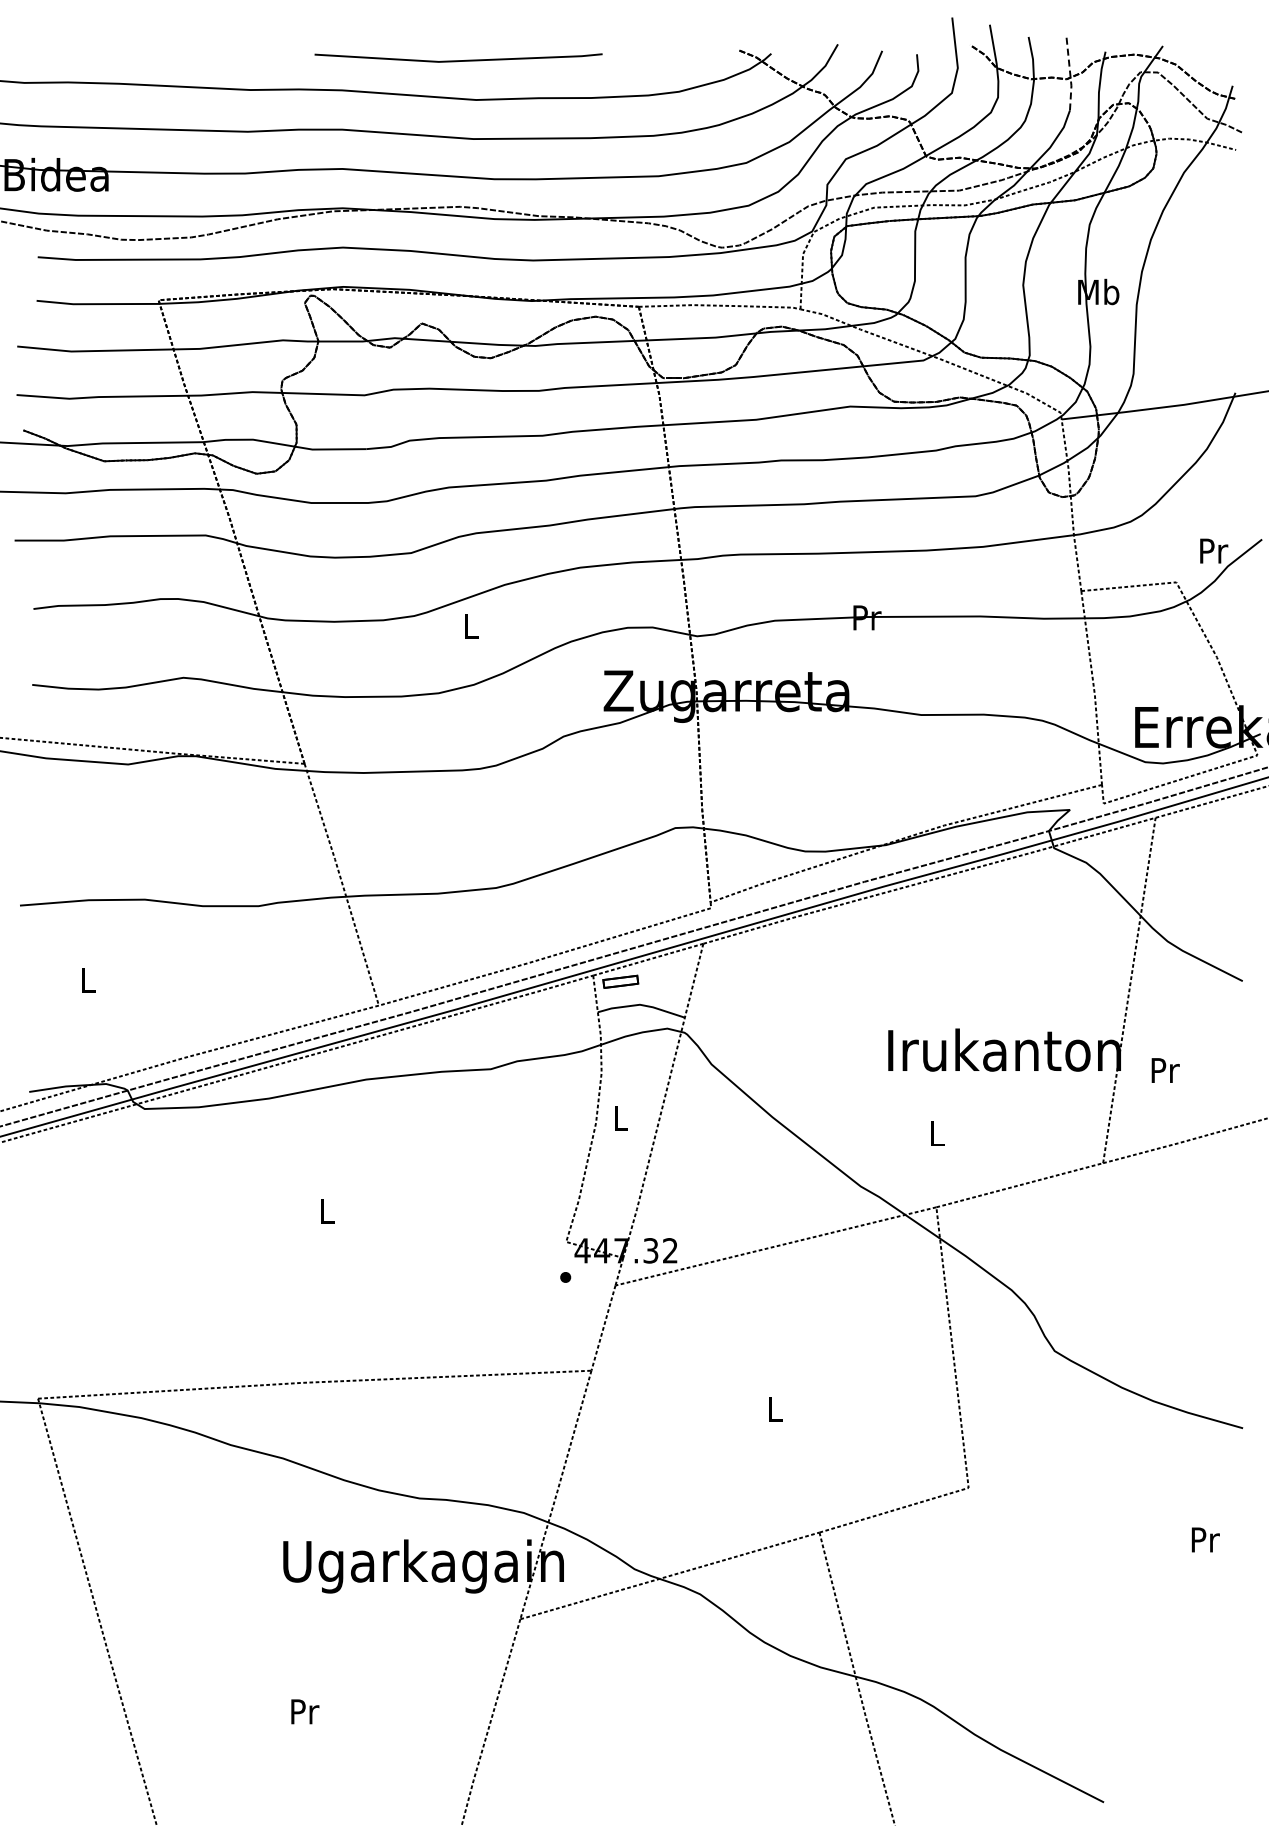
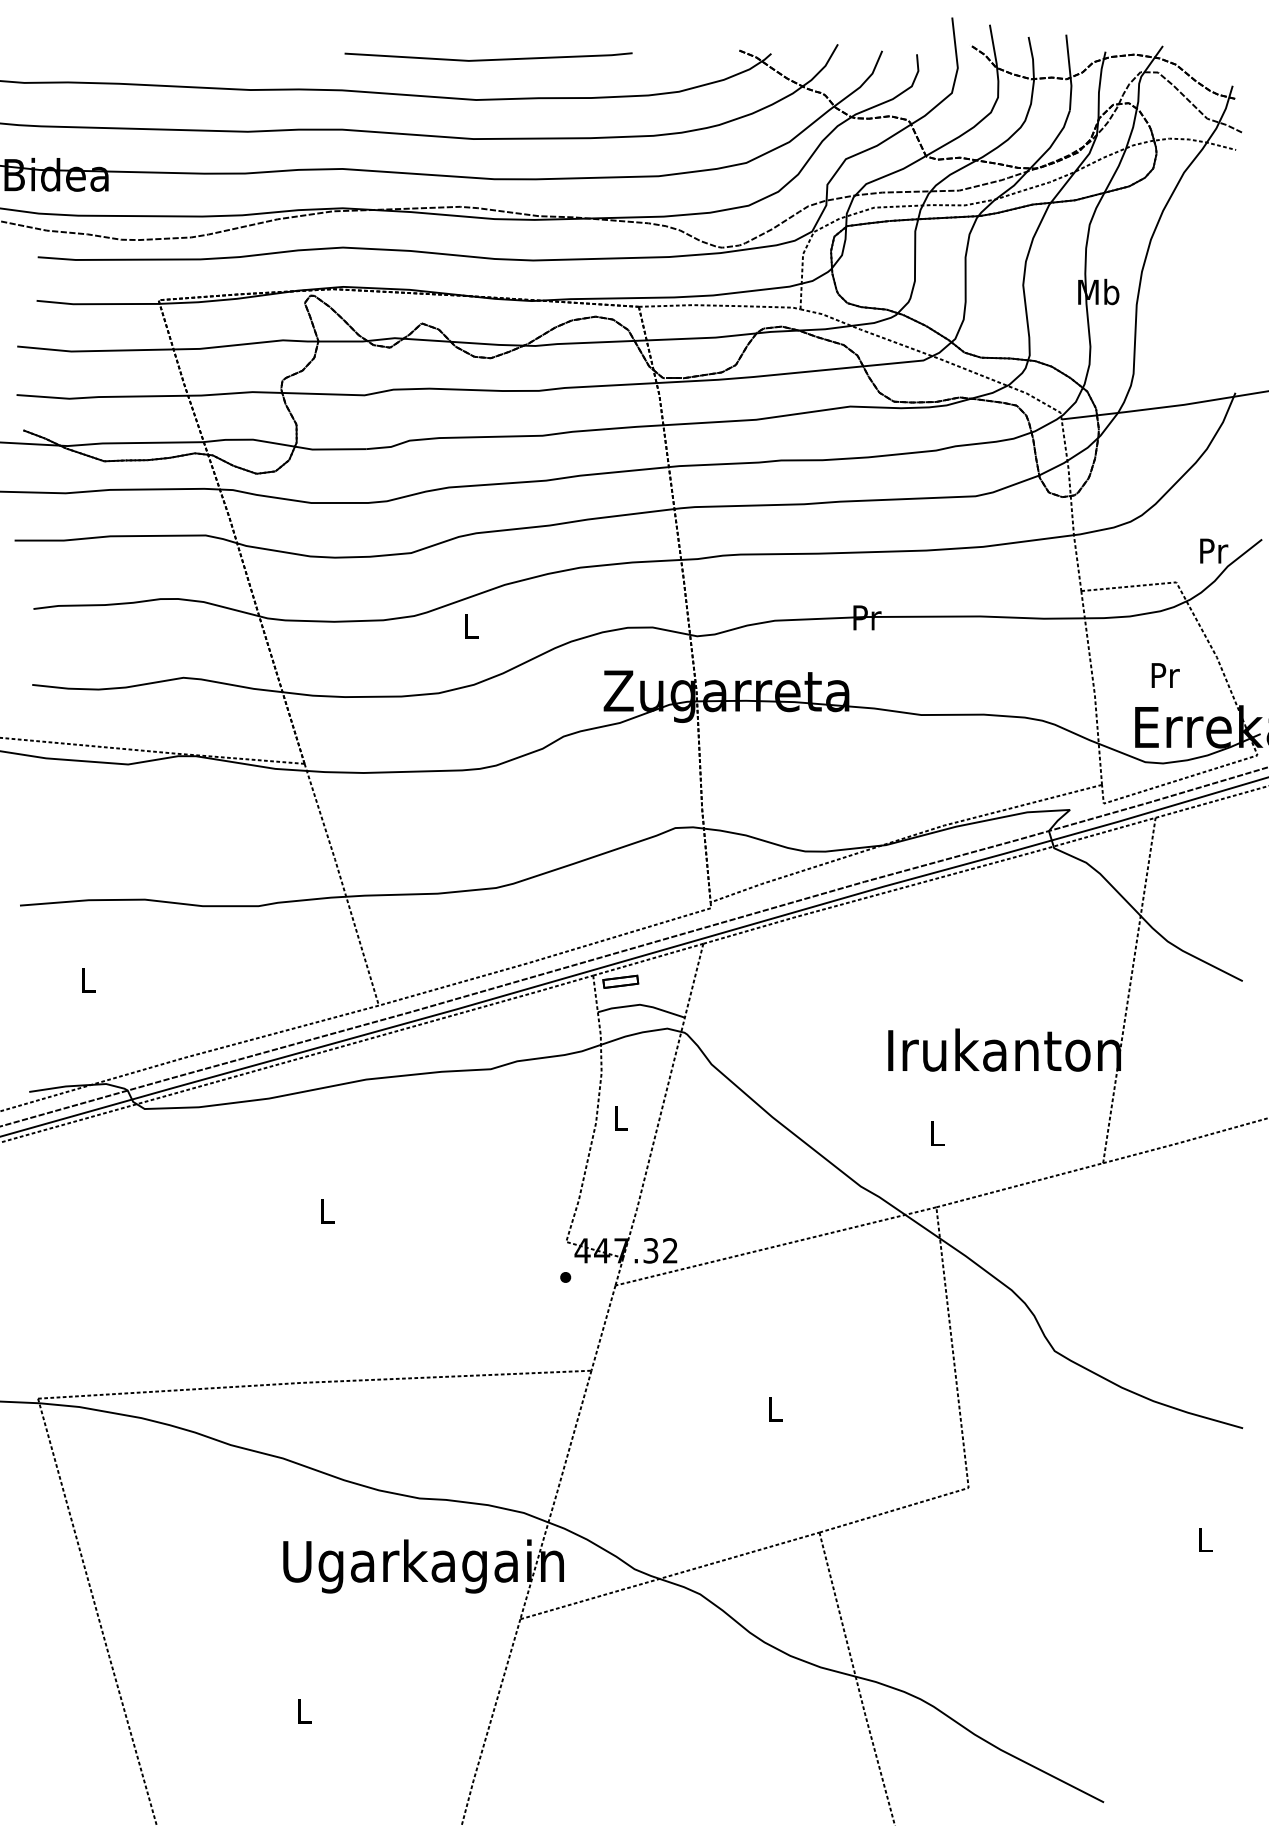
line position: (458, 60) -> (488, 59) (488, 59)
line: dashed -> solid (1070, 73)
text position: (1165, 1070) -> (1165, 675) (1165, 675)
text: Pr -> L (1205, 1539)
text: Pr -> L (305, 1711)
